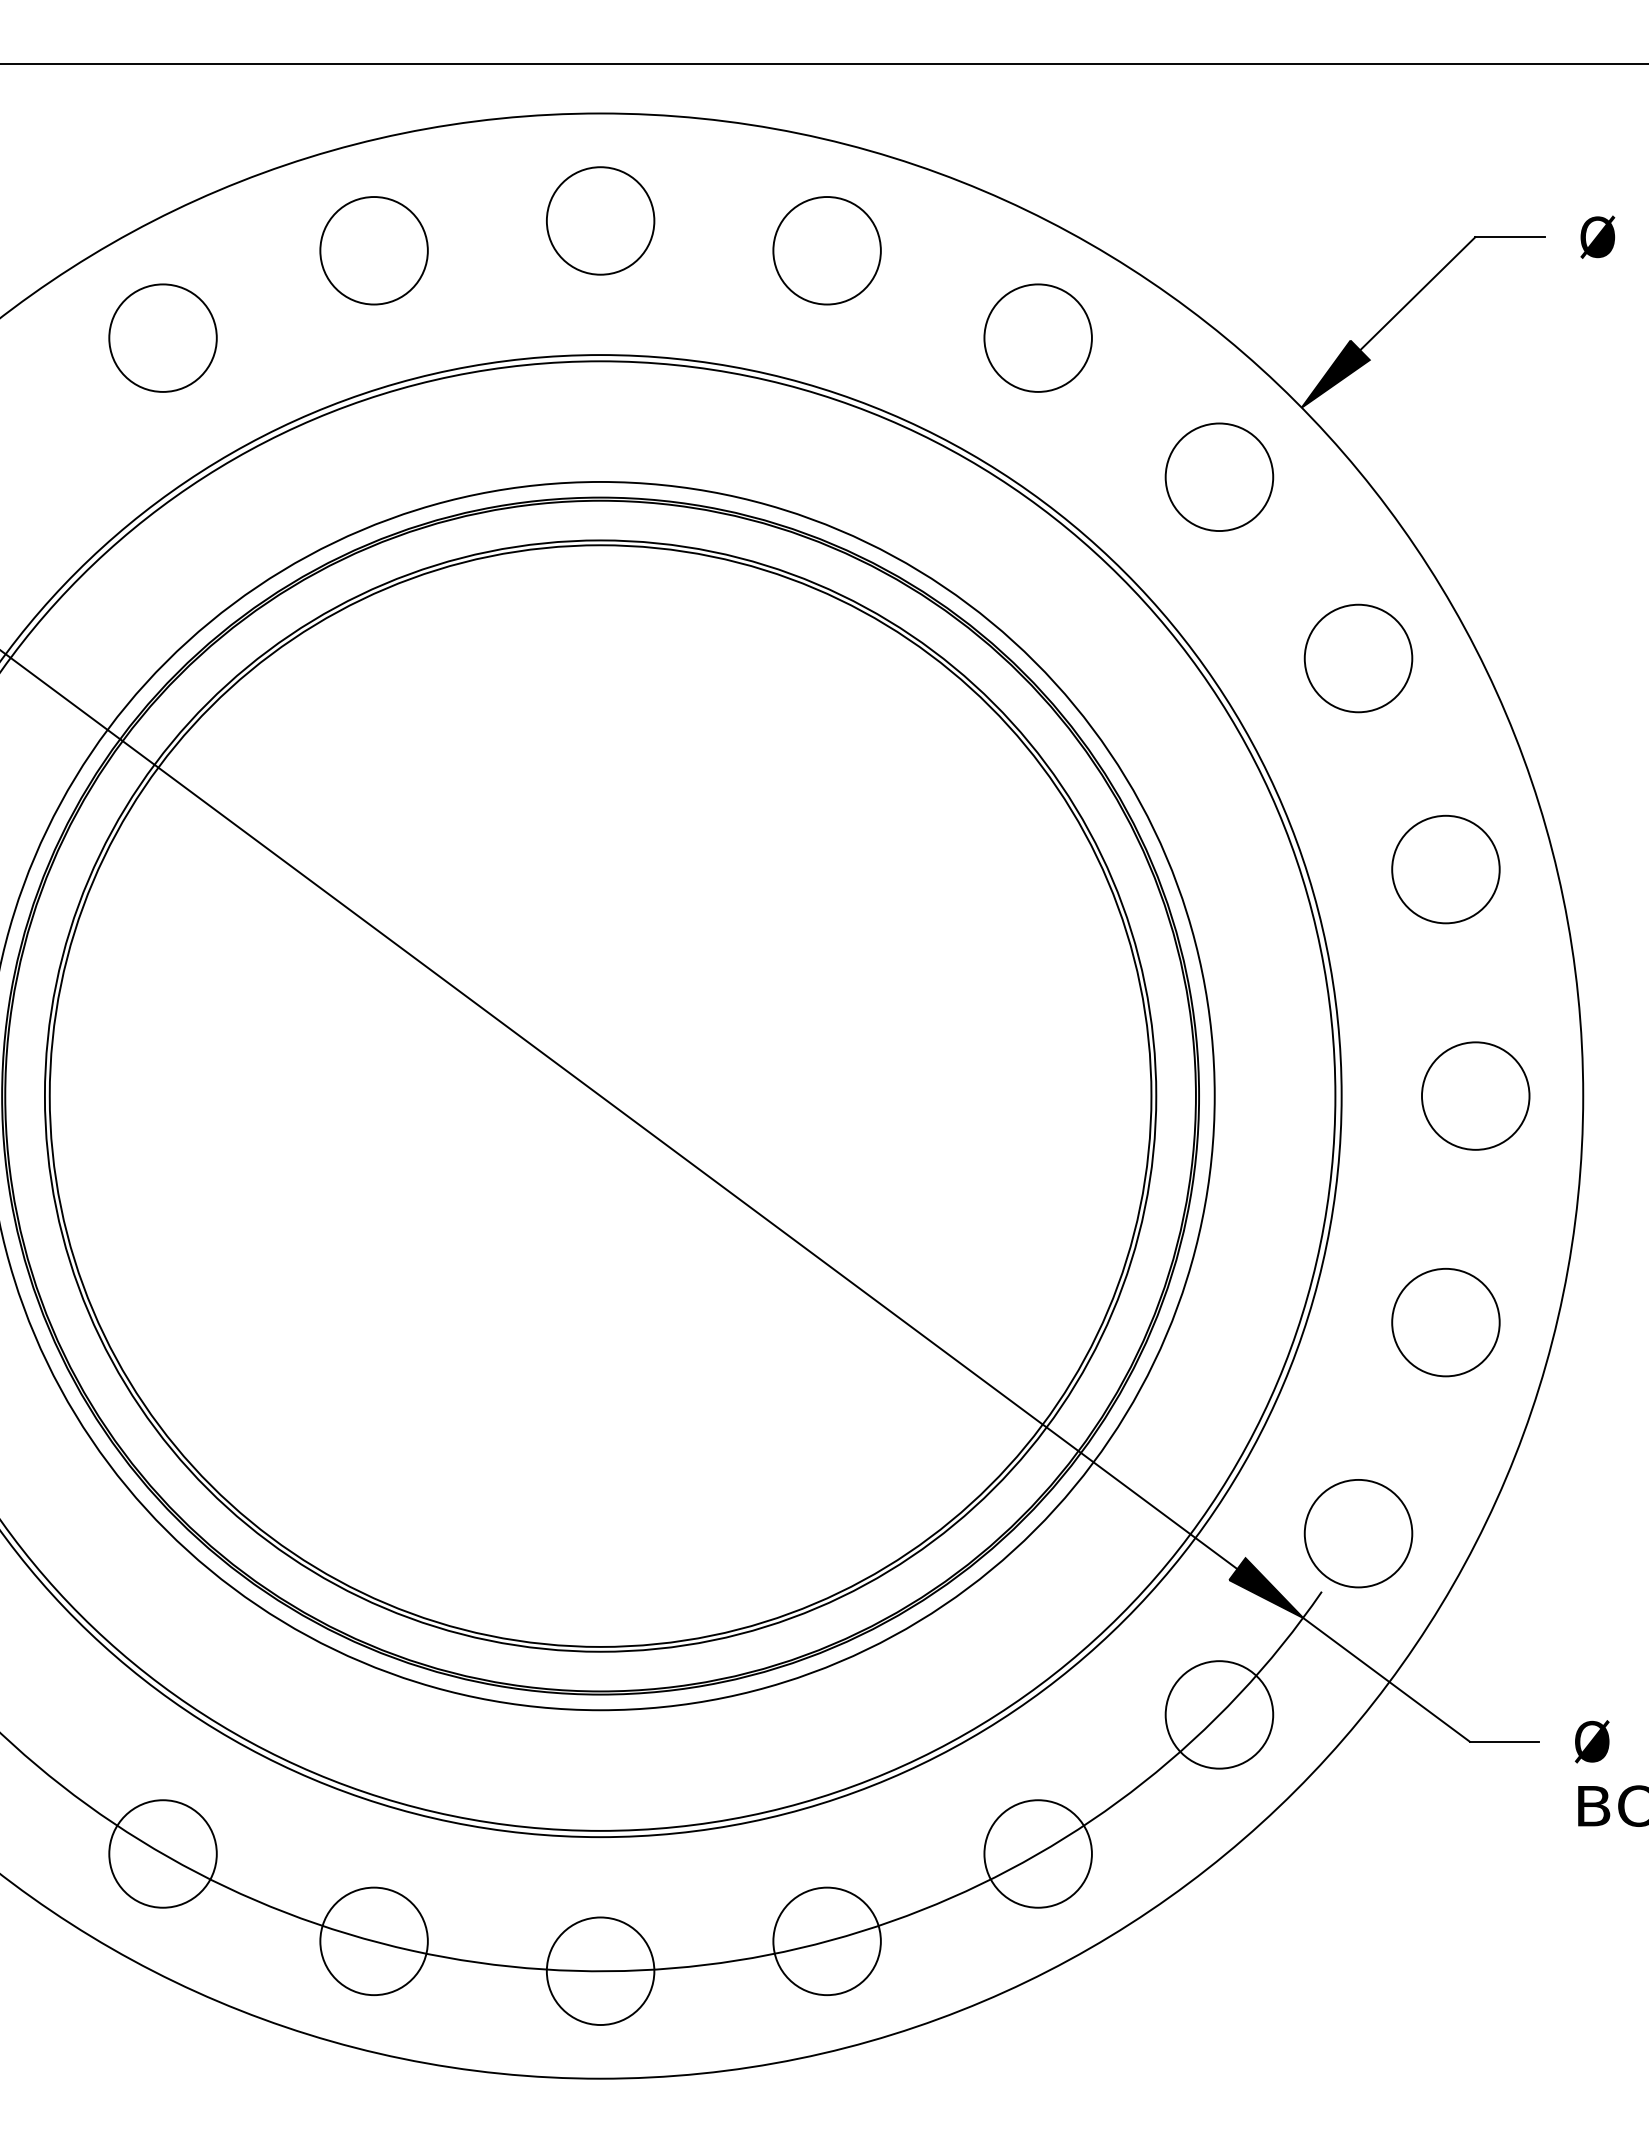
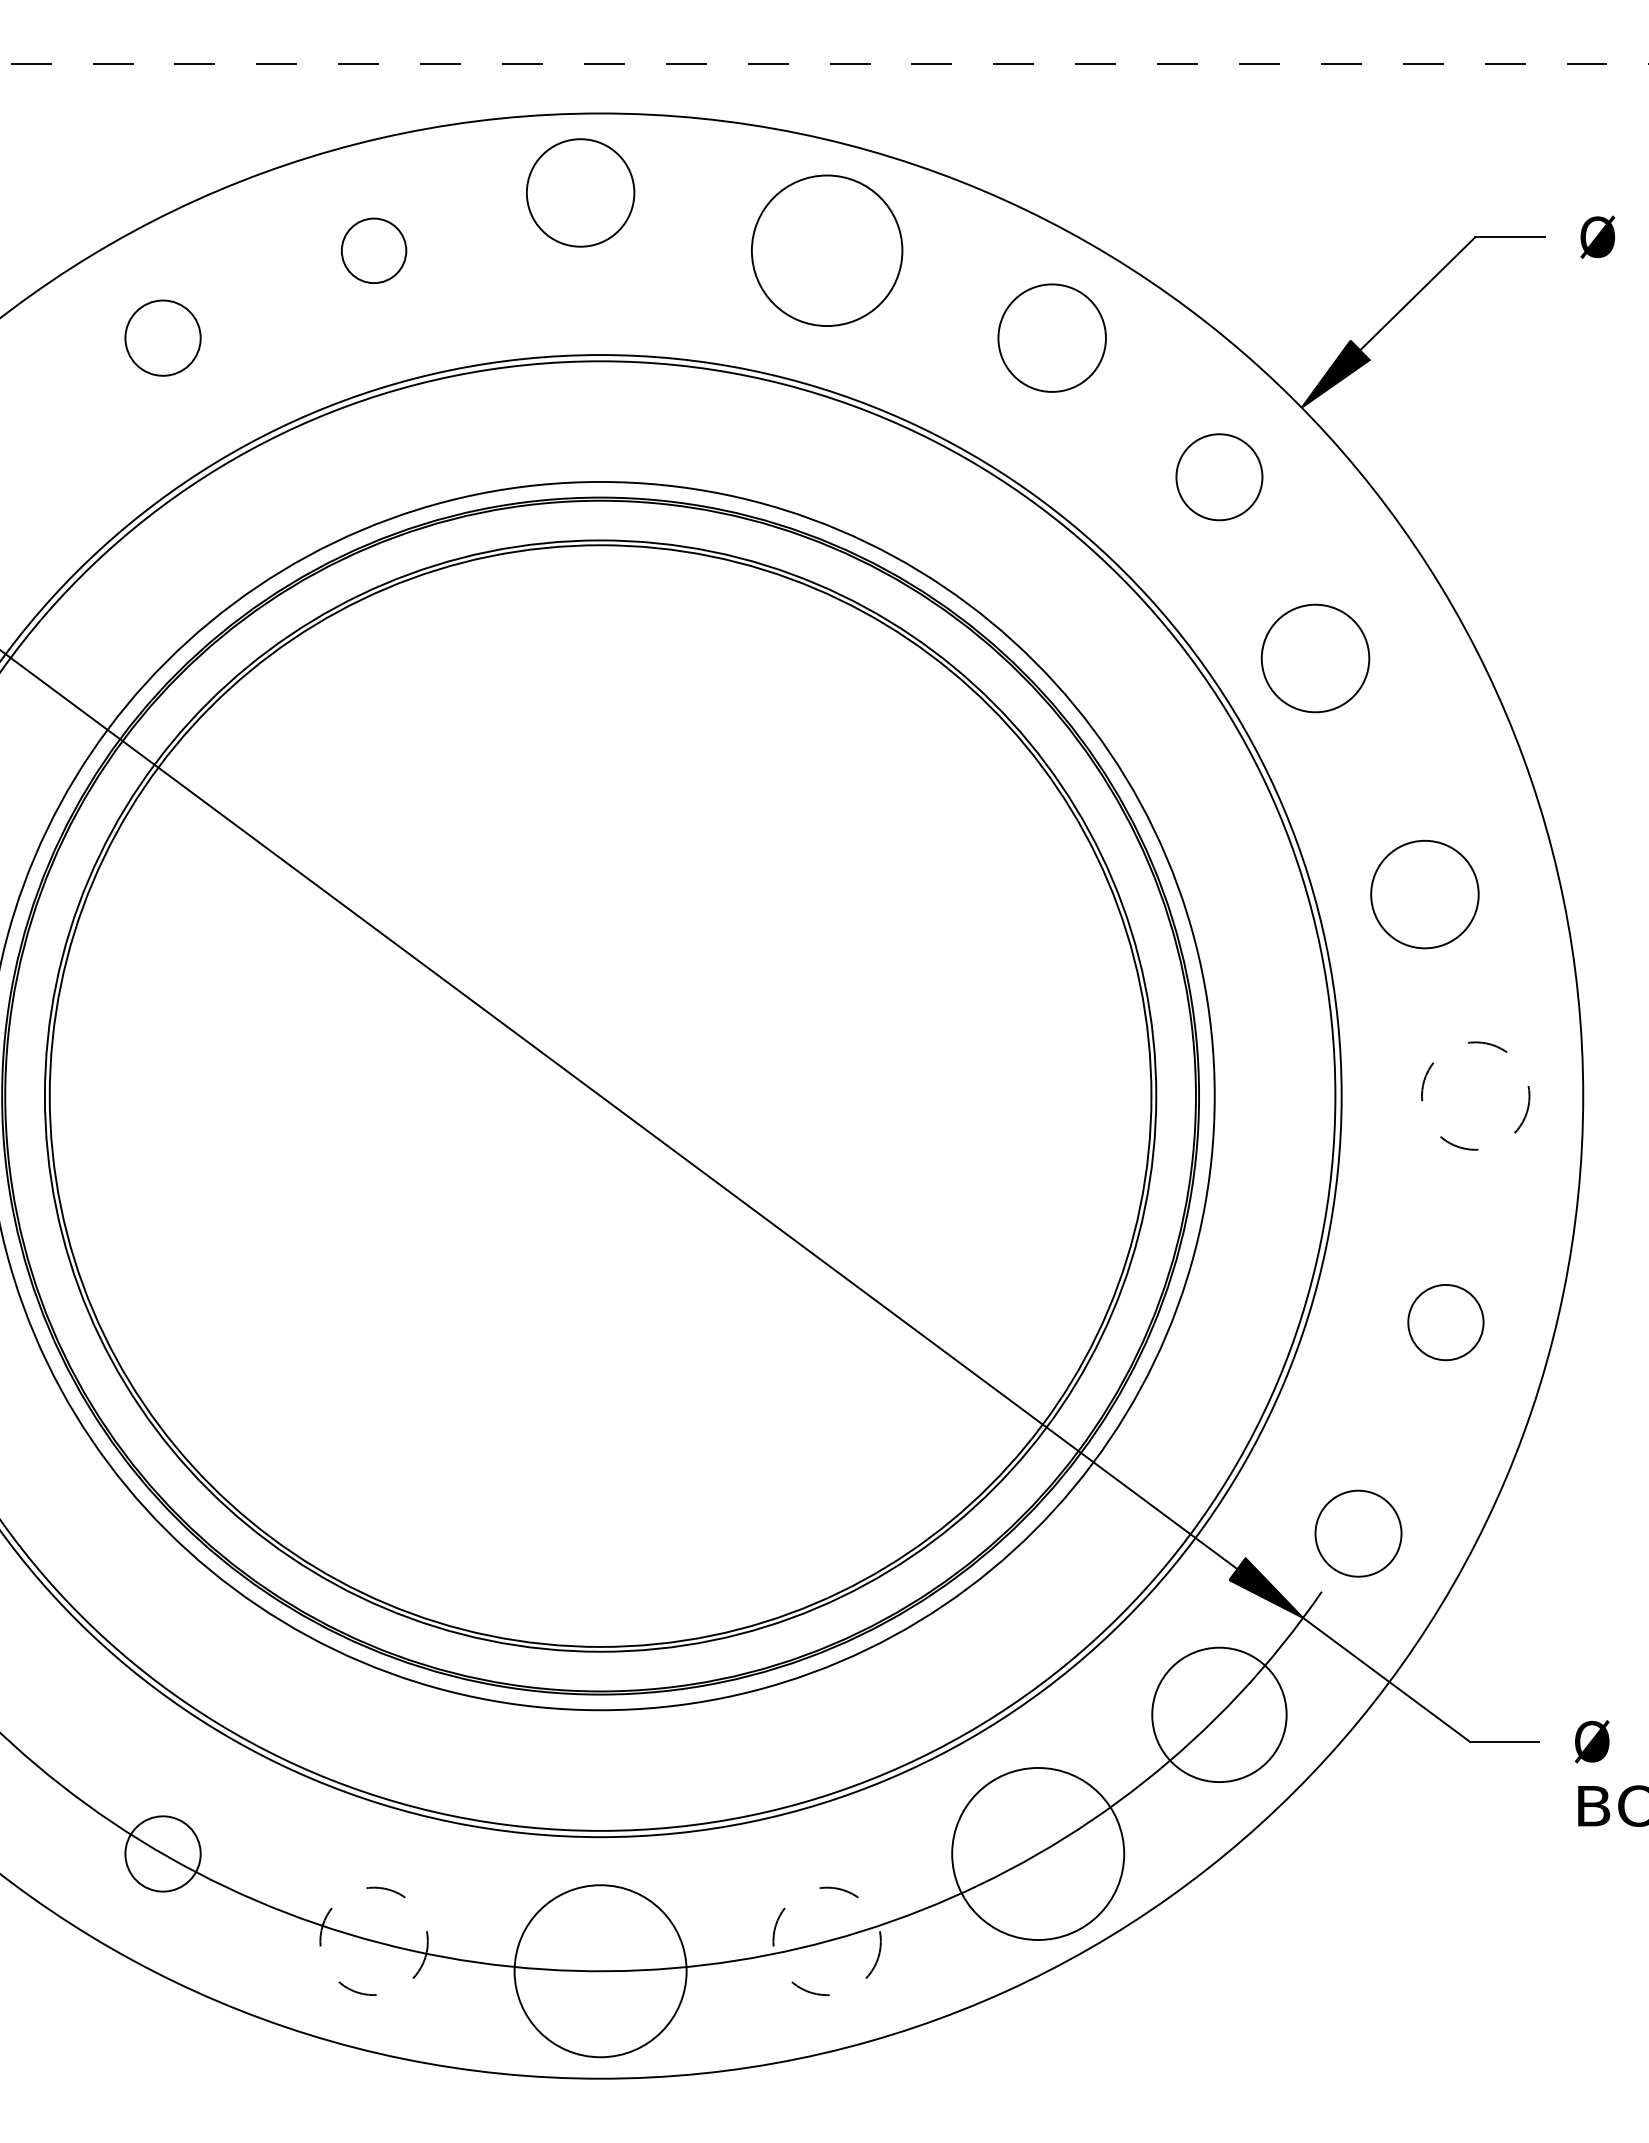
line: solid -> dashed (824, 64)
circle position: (600, 220) -> (580, 192) (580, 192)
circle size: 110x110 px -> 68x67 px (373, 250)
circle diameter: 108 px -> 151 px (826, 250)
circle diameter: 108 px -> 75 px (162, 337)
circle position: (1037, 337) -> (1051, 337) (1051, 337)
circle diameter: 108 px -> 86 px (1219, 477)
circle position: (1358, 658) -> (1315, 658) (1315, 658)
circle position: (1445, 869) -> (1424, 894) (1424, 894)
circle: solid -> dashed (1475, 1095)
circle diameter: 108 px -> 75 px (1445, 1322)
circle size: 111x110 px -> 89x89 px (1358, 1533)
circle diameter: 108 px -> 134 px (1219, 1714)
circle diameter: 108 px -> 75 px (162, 1853)
circle diameter: 108 px -> 172 px (1038, 1853)
circle: solid -> dashed (373, 1941)
circle: solid -> dashed (826, 1941)
circle diameter: 108 px -> 172 px (600, 1971)
